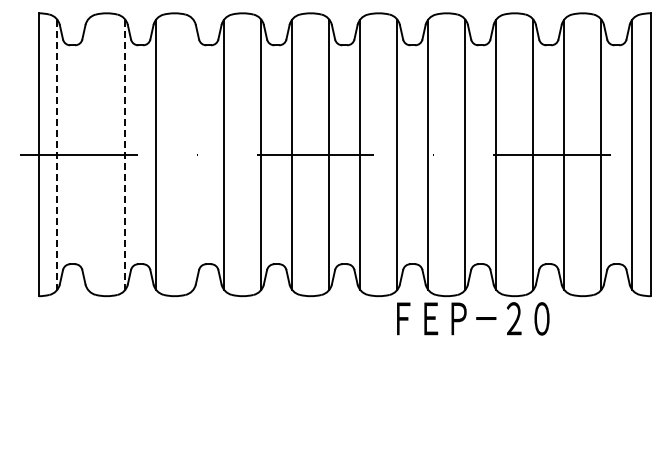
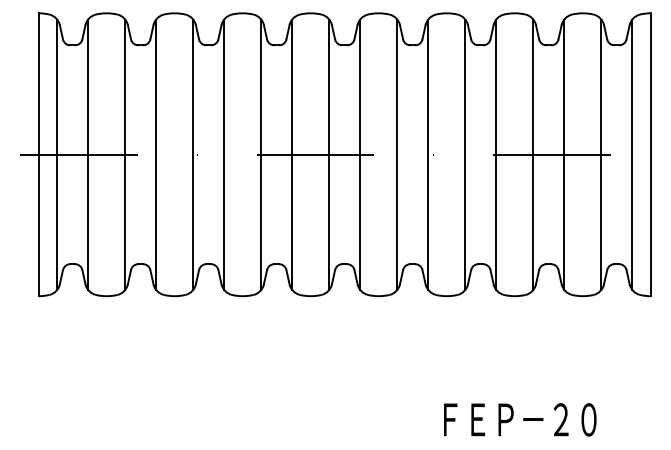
line: none -> present (88, 154)
line: none -> present (193, 154)
line: dashed -> solid (57, 155)
line: dashed -> solid (125, 155)
text position: (473, 318) -> (520, 419) (520, 419)
